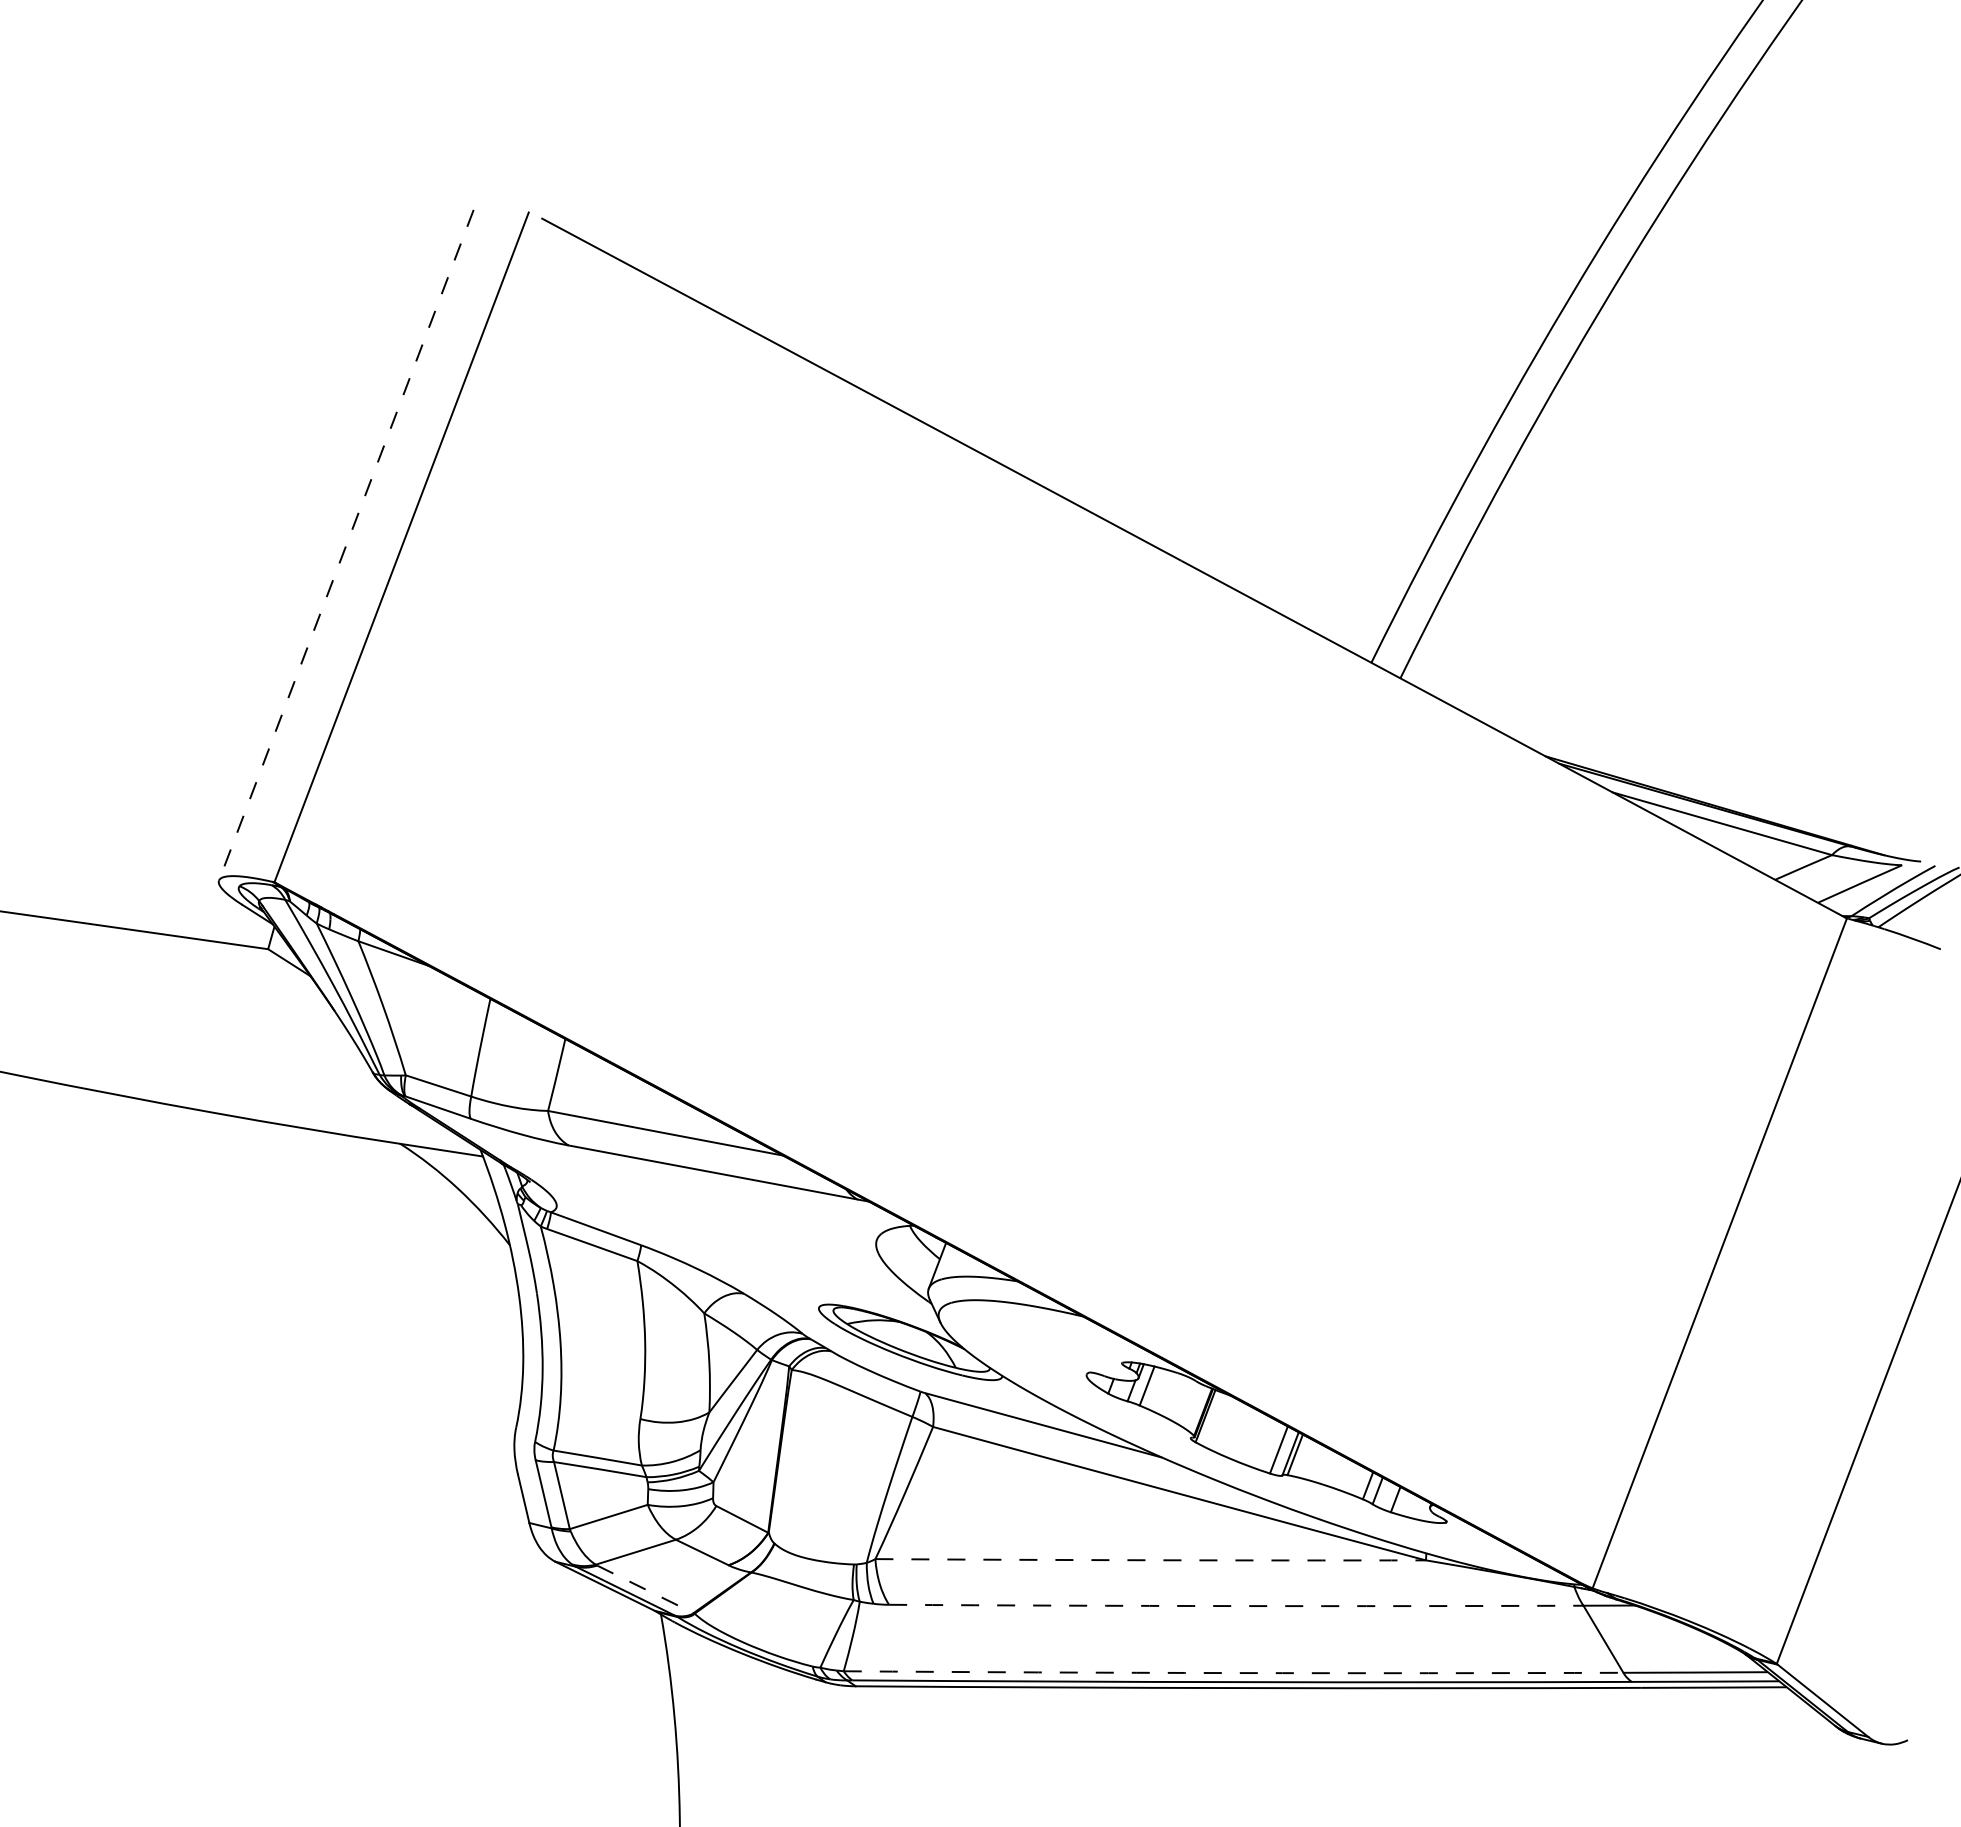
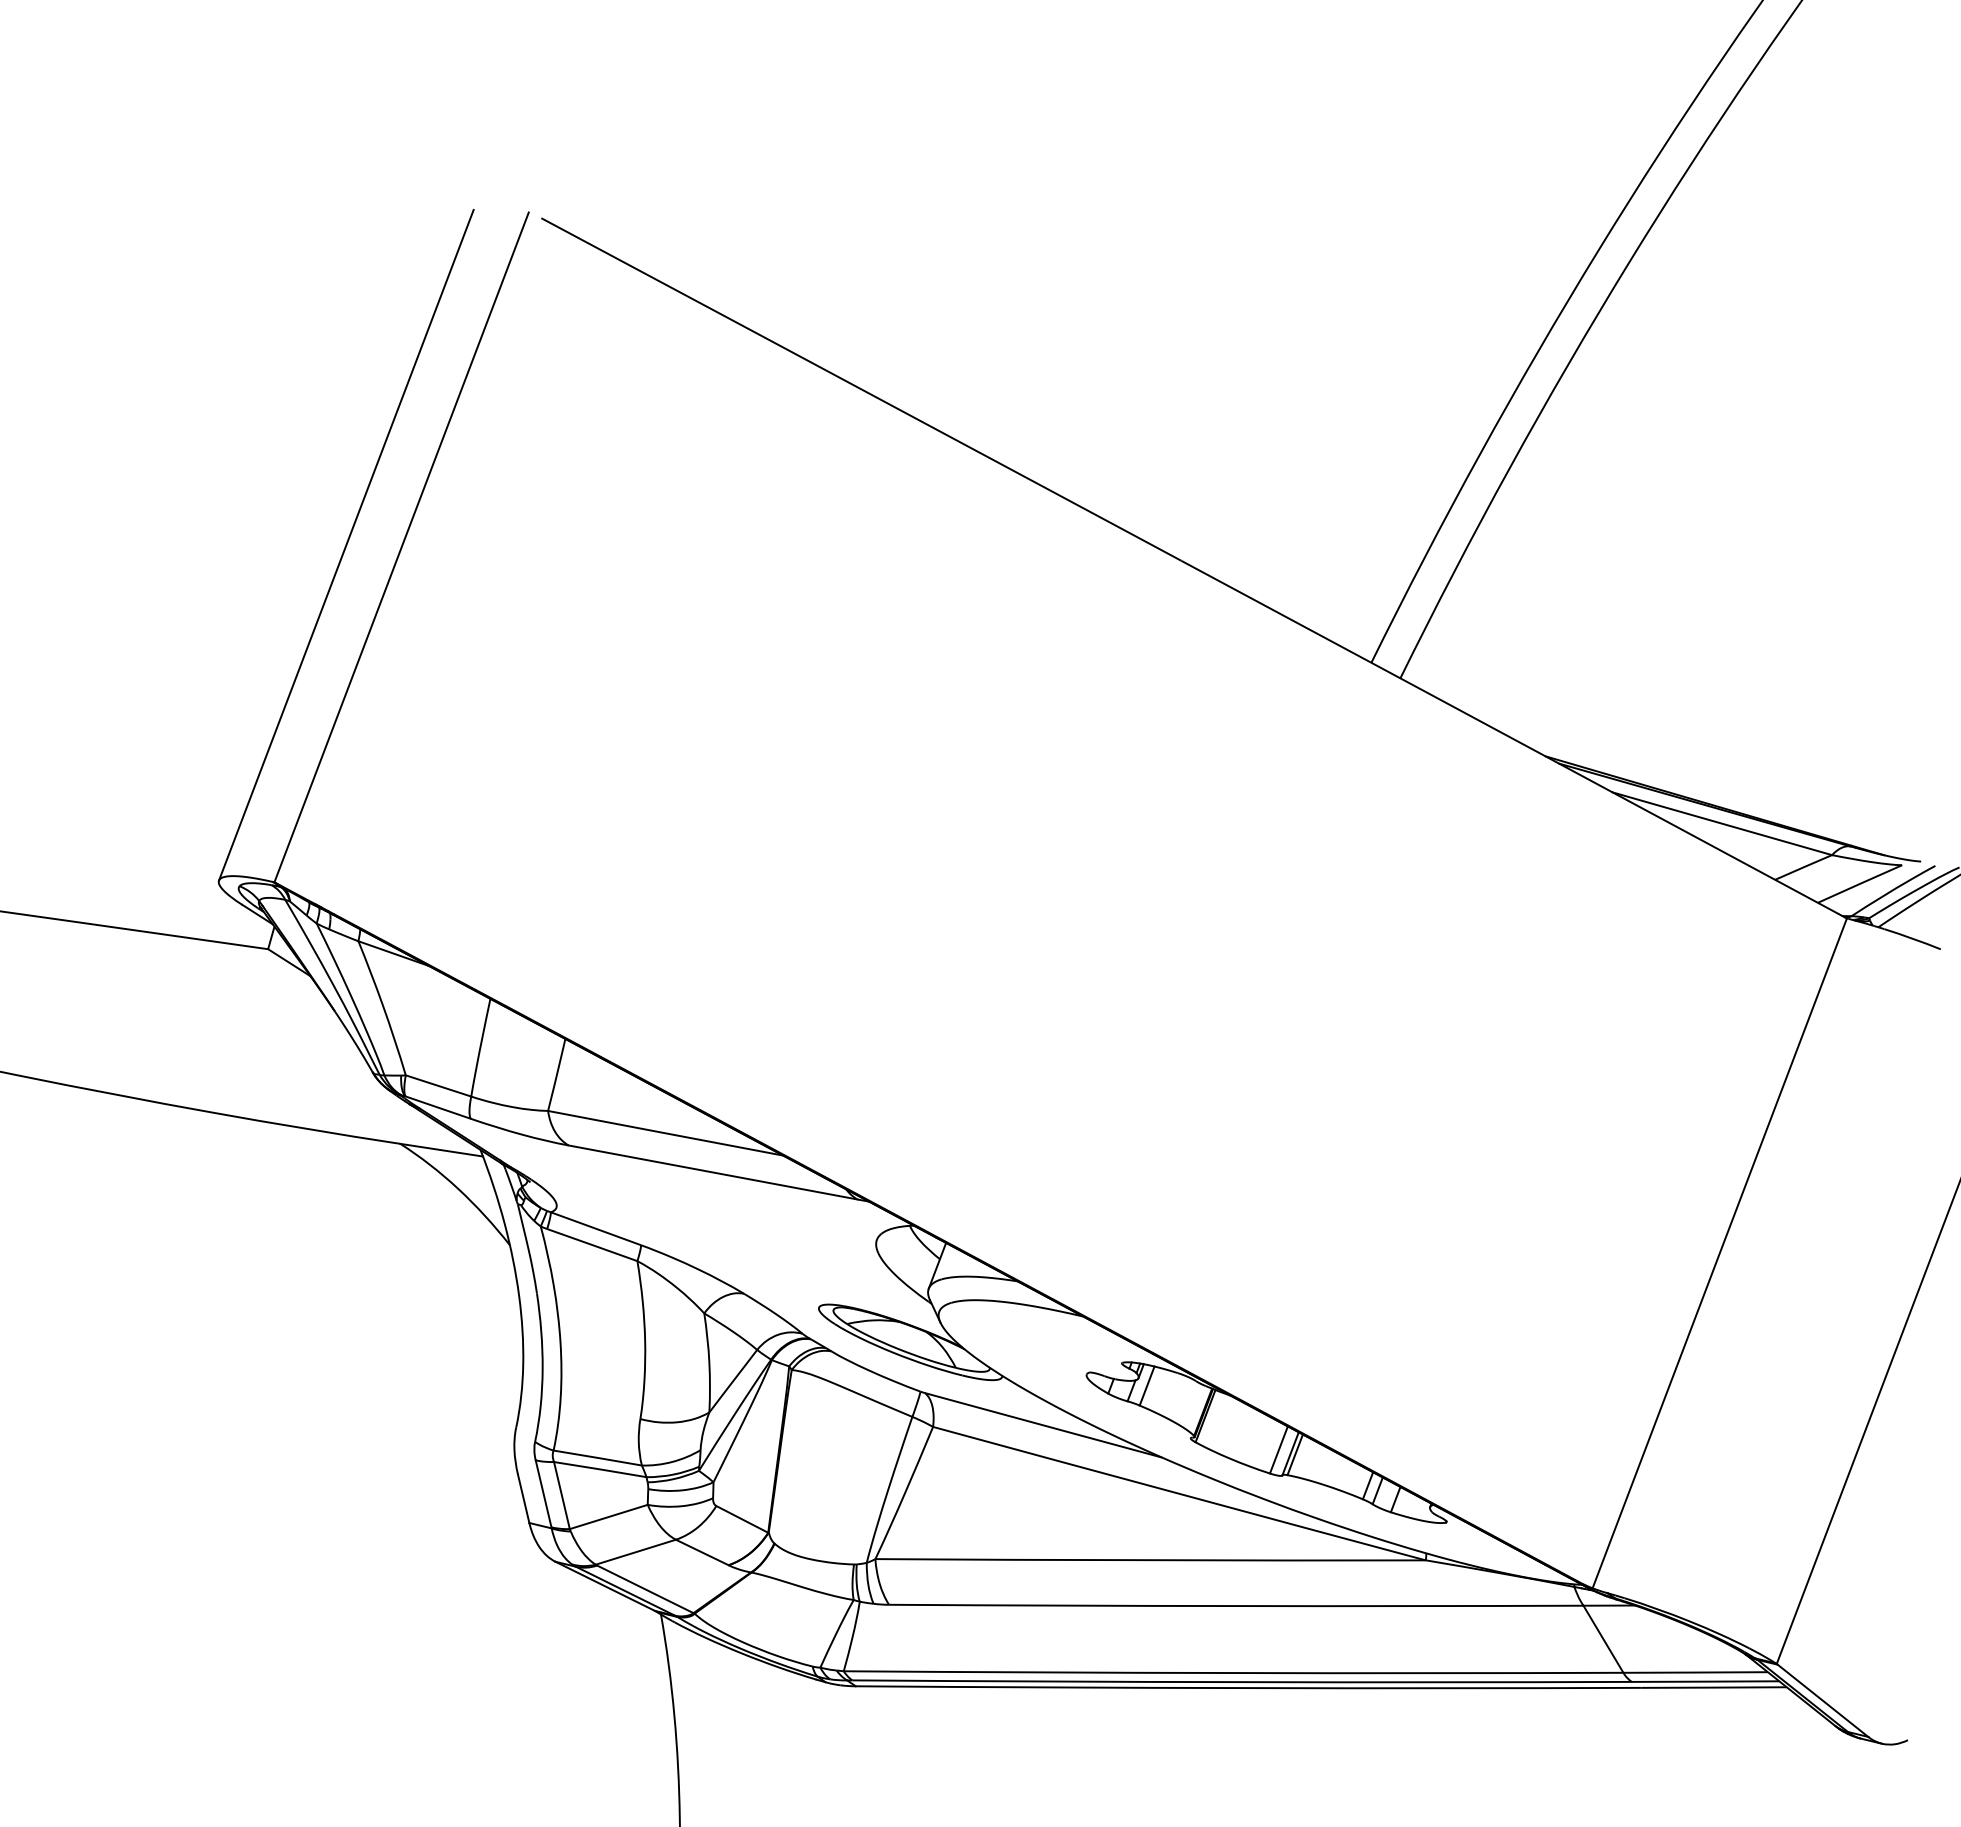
line: dashed -> solid (346, 545)
arc: dashed -> solid (1150, 1560)
line: dashed -> solid (645, 1589)
arc: dashed -> solid (1236, 1606)
arc: dashed -> solid (1233, 1673)
